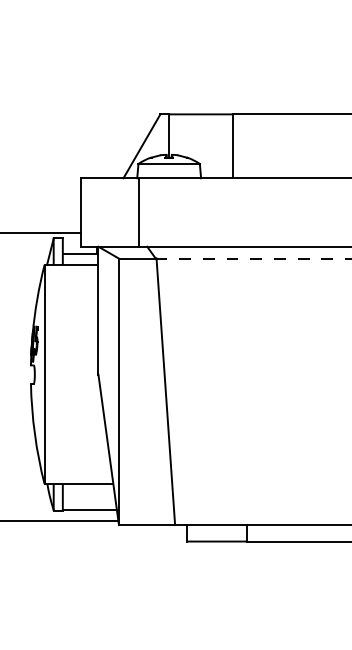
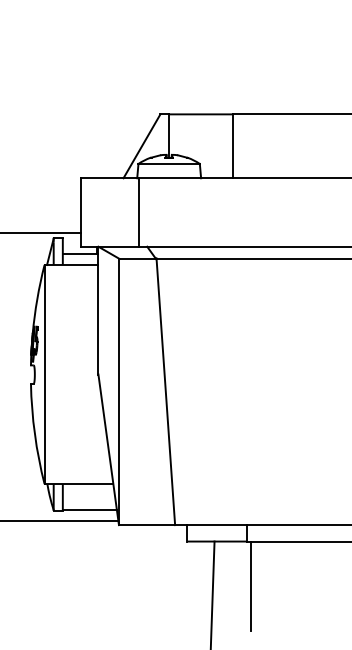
line: dashed -> solid (253, 258)
line: none -> present (251, 586)
line: none -> present (212, 593)
